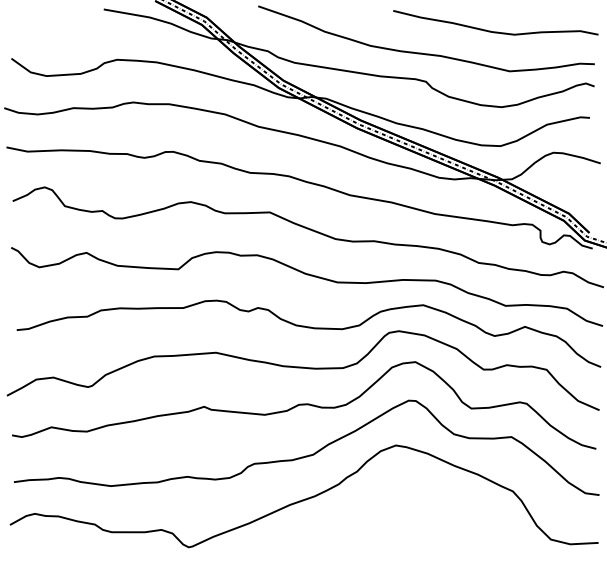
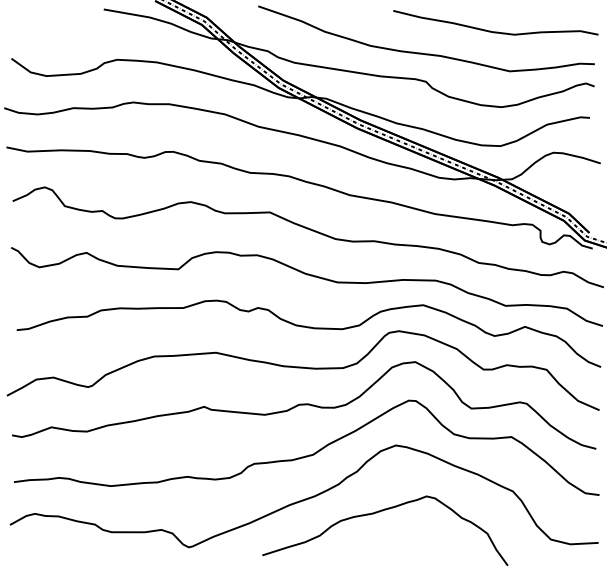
curve: none -> present (379, 512)
